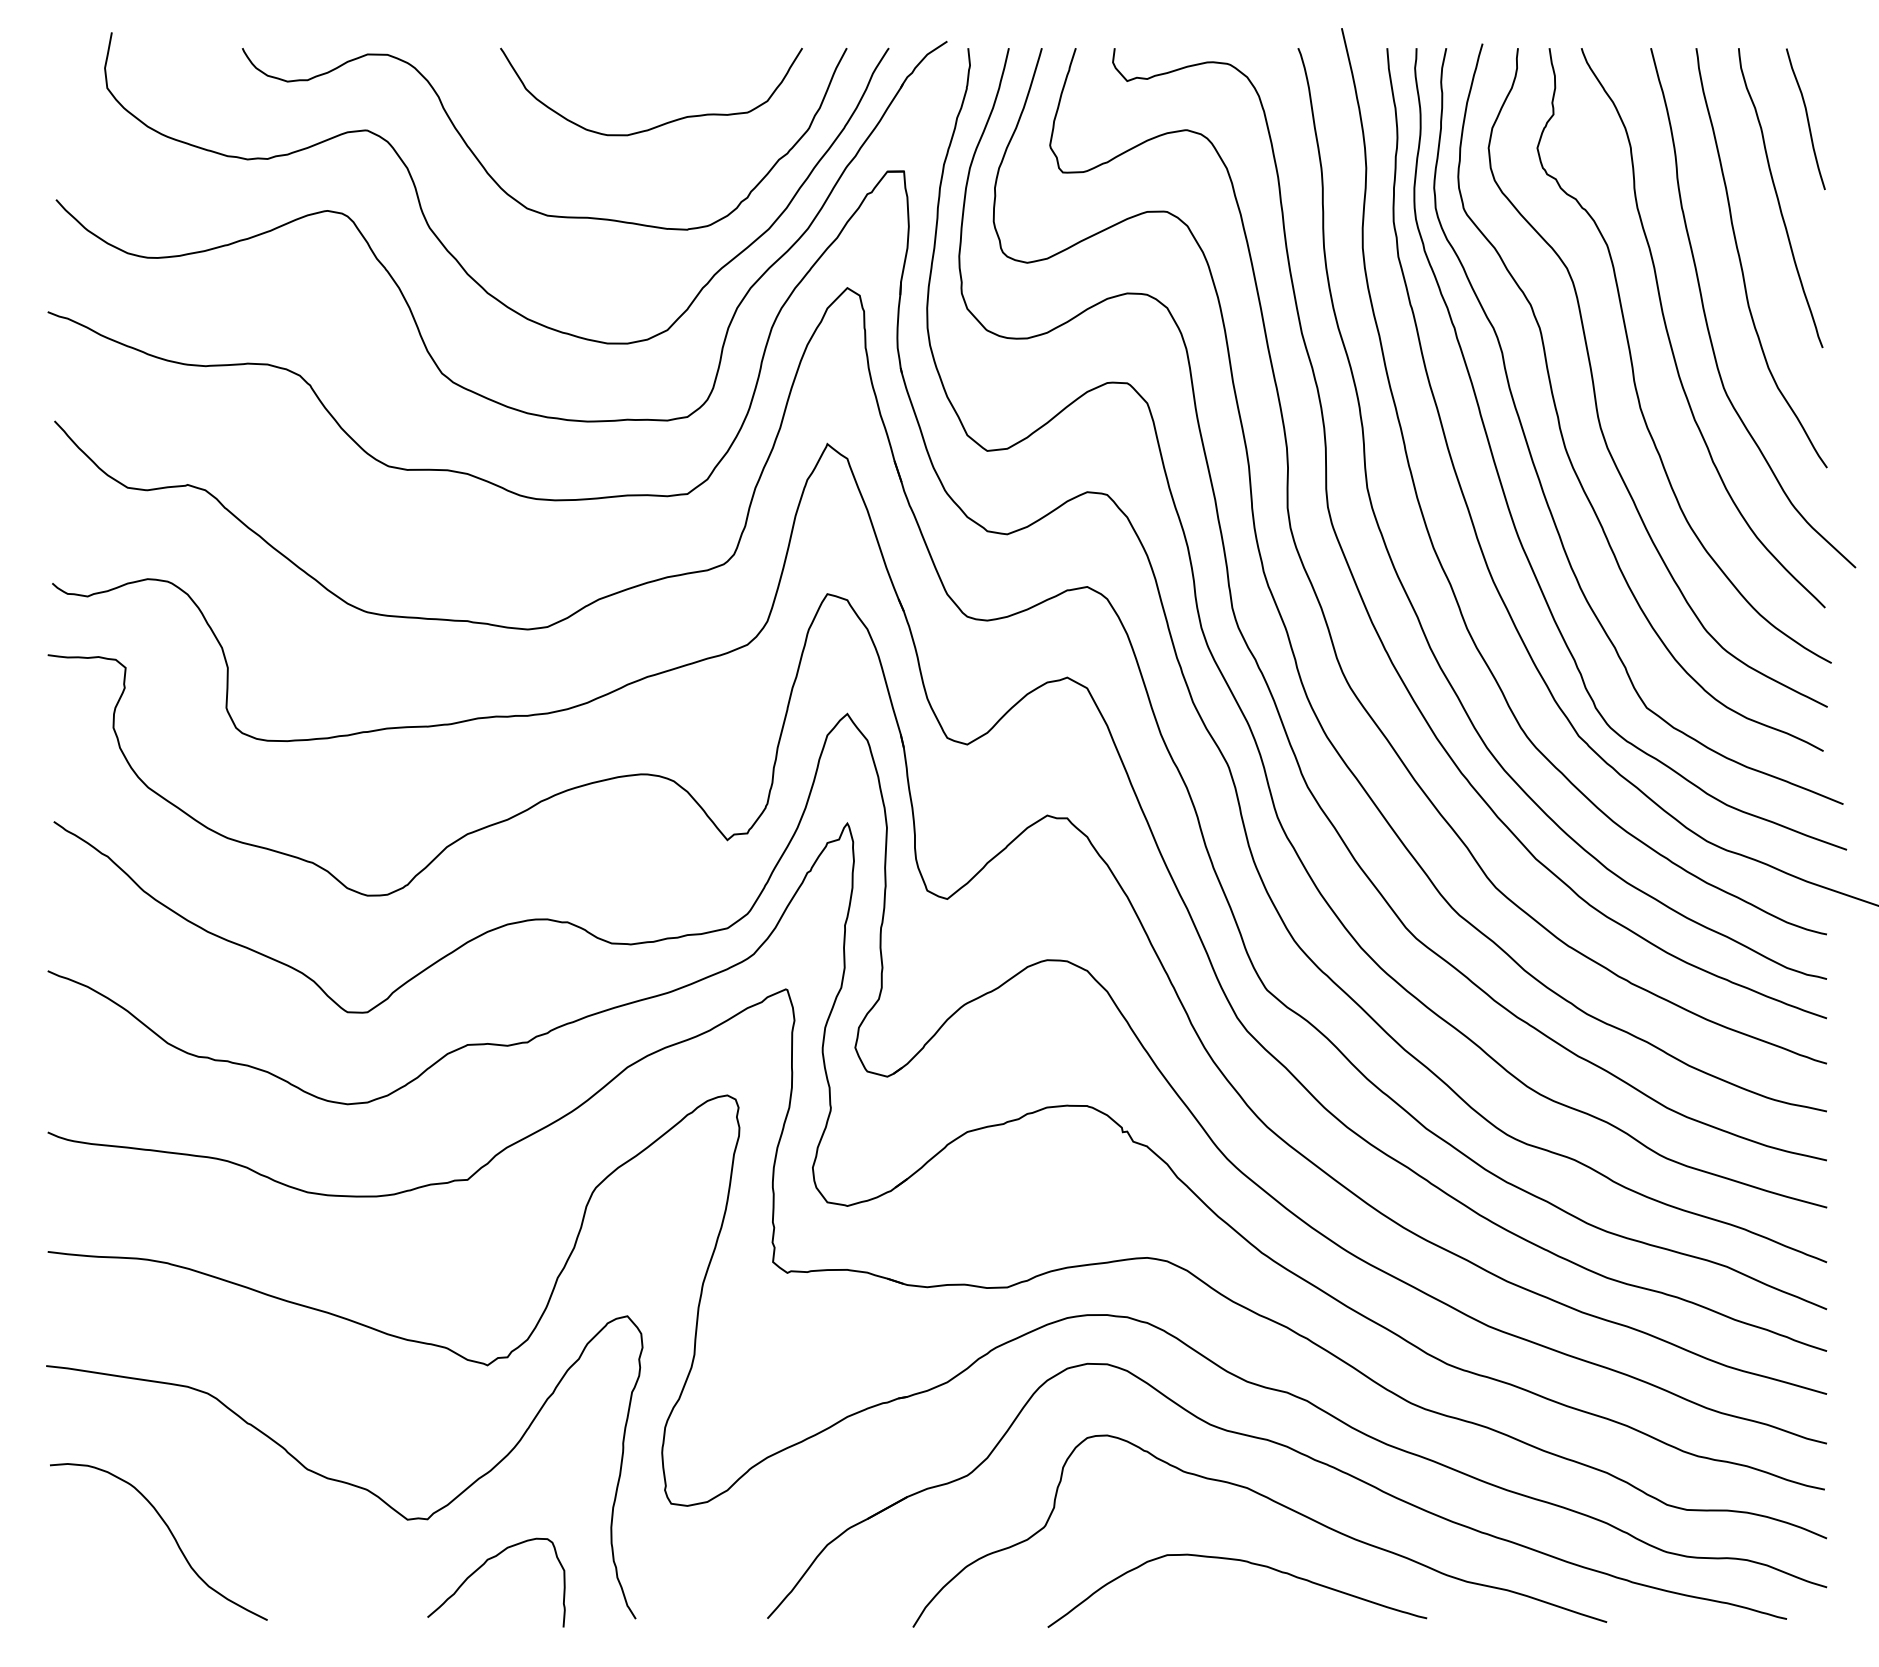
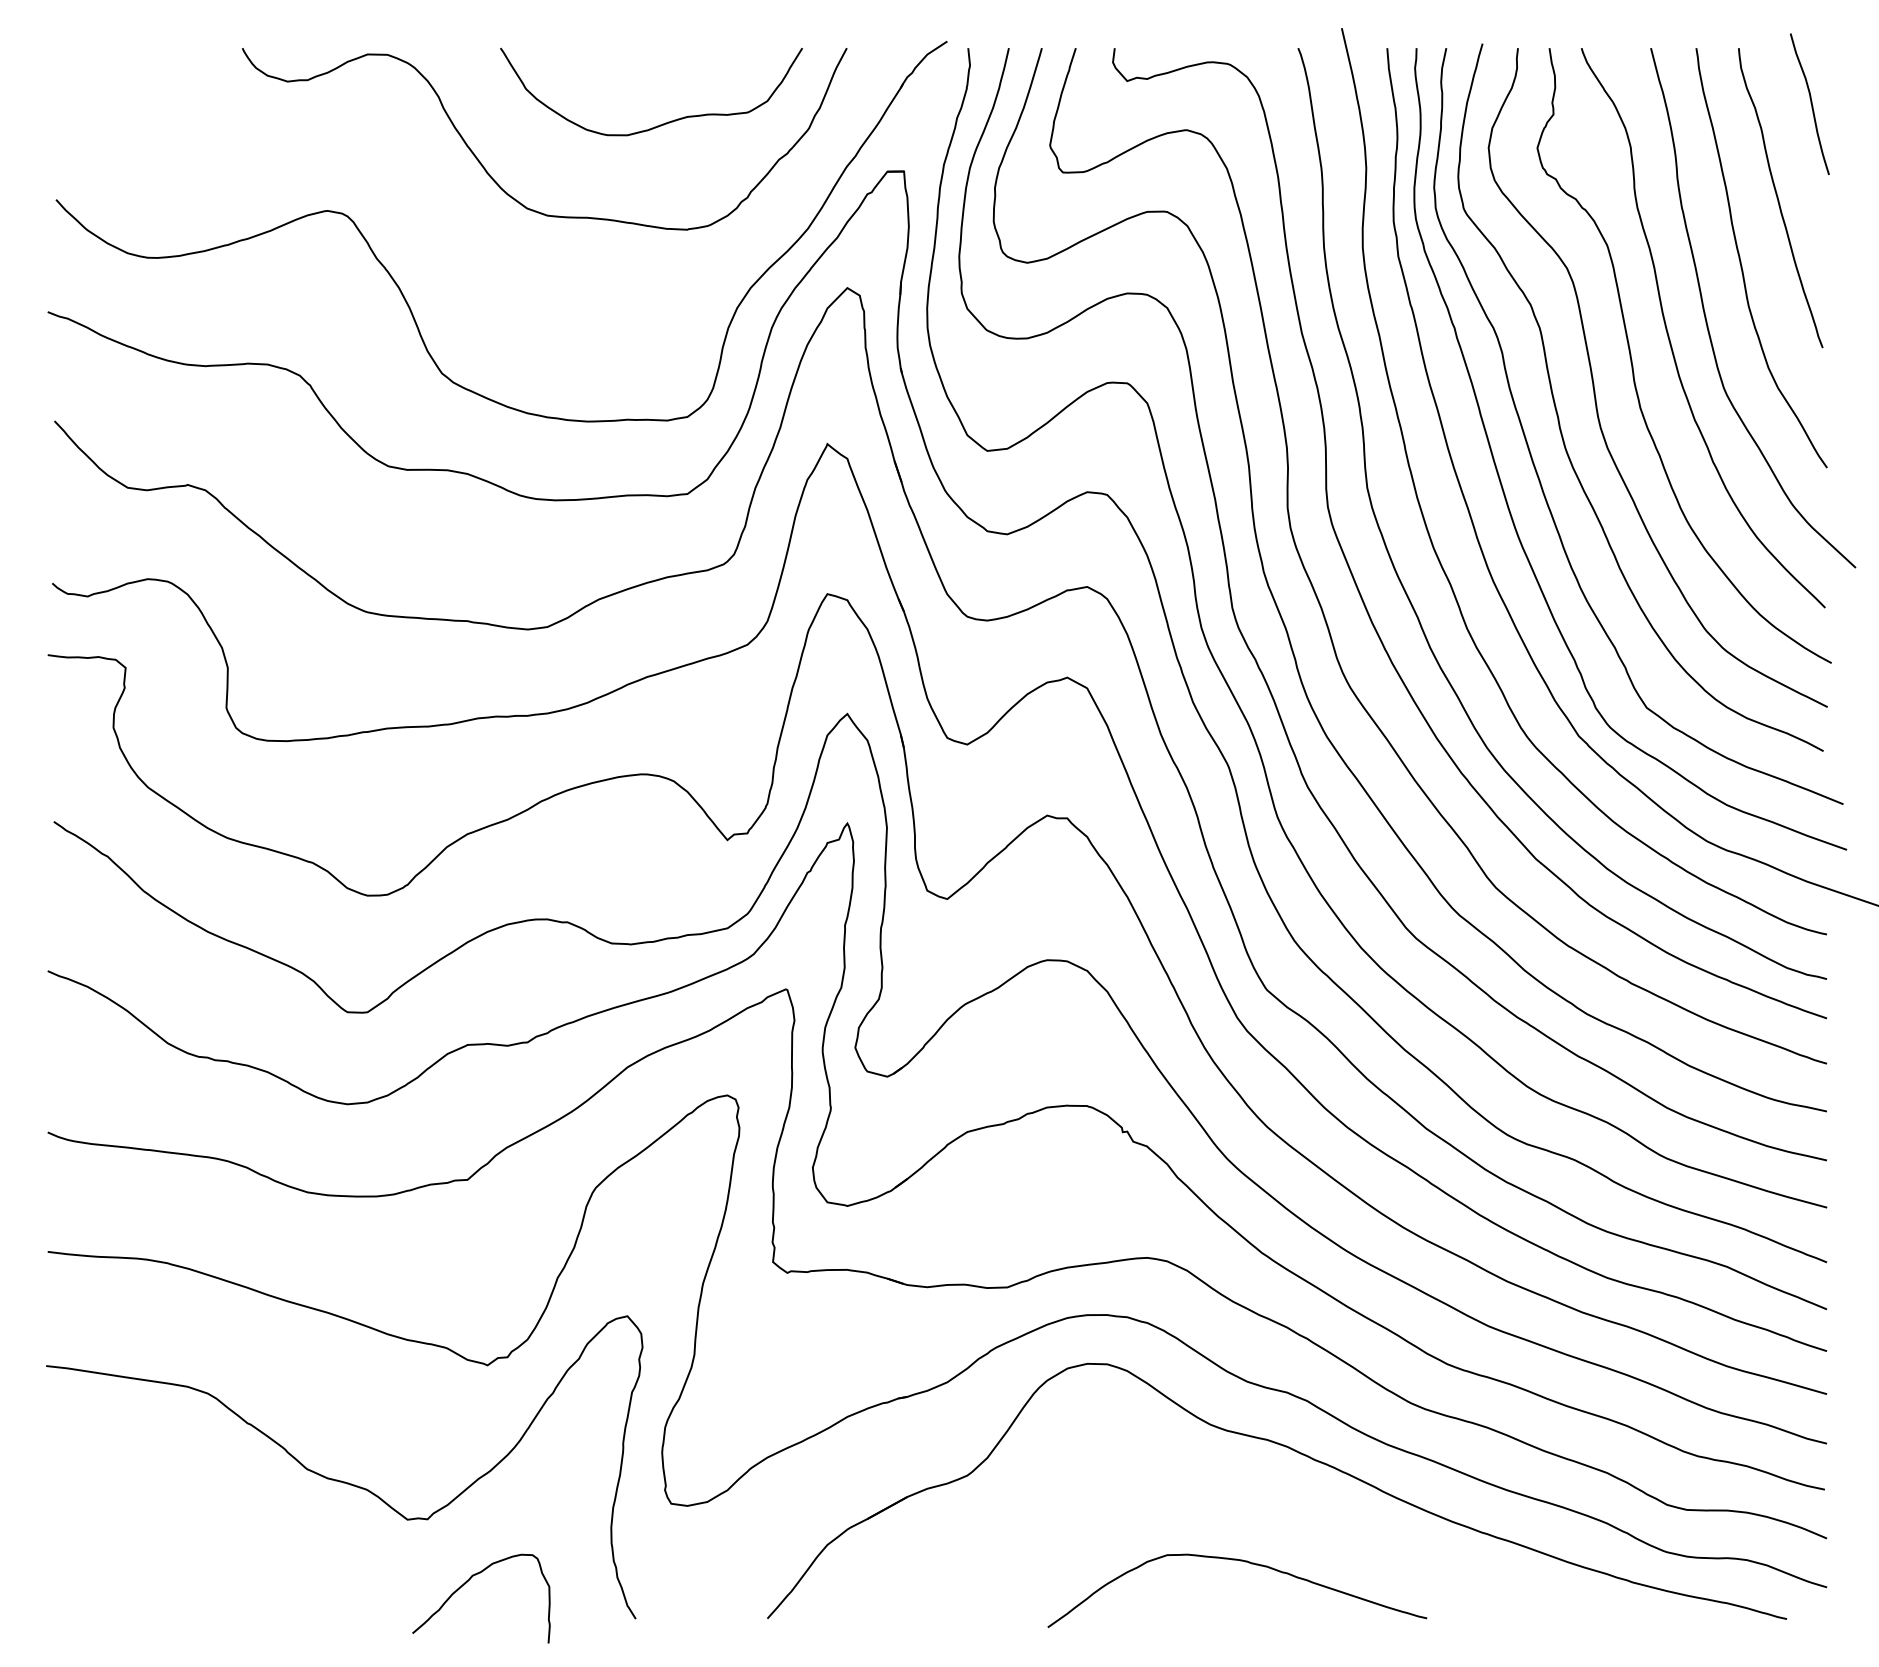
curve position: (1806, 118) -> (1810, 103) (1810, 103)
curve: present -> none (435, 233)
curve: present -> none (1274, 1502)
curve: present -> none (171, 1535)
curve position: (481, 1567) -> (466, 1583) (466, 1583)
